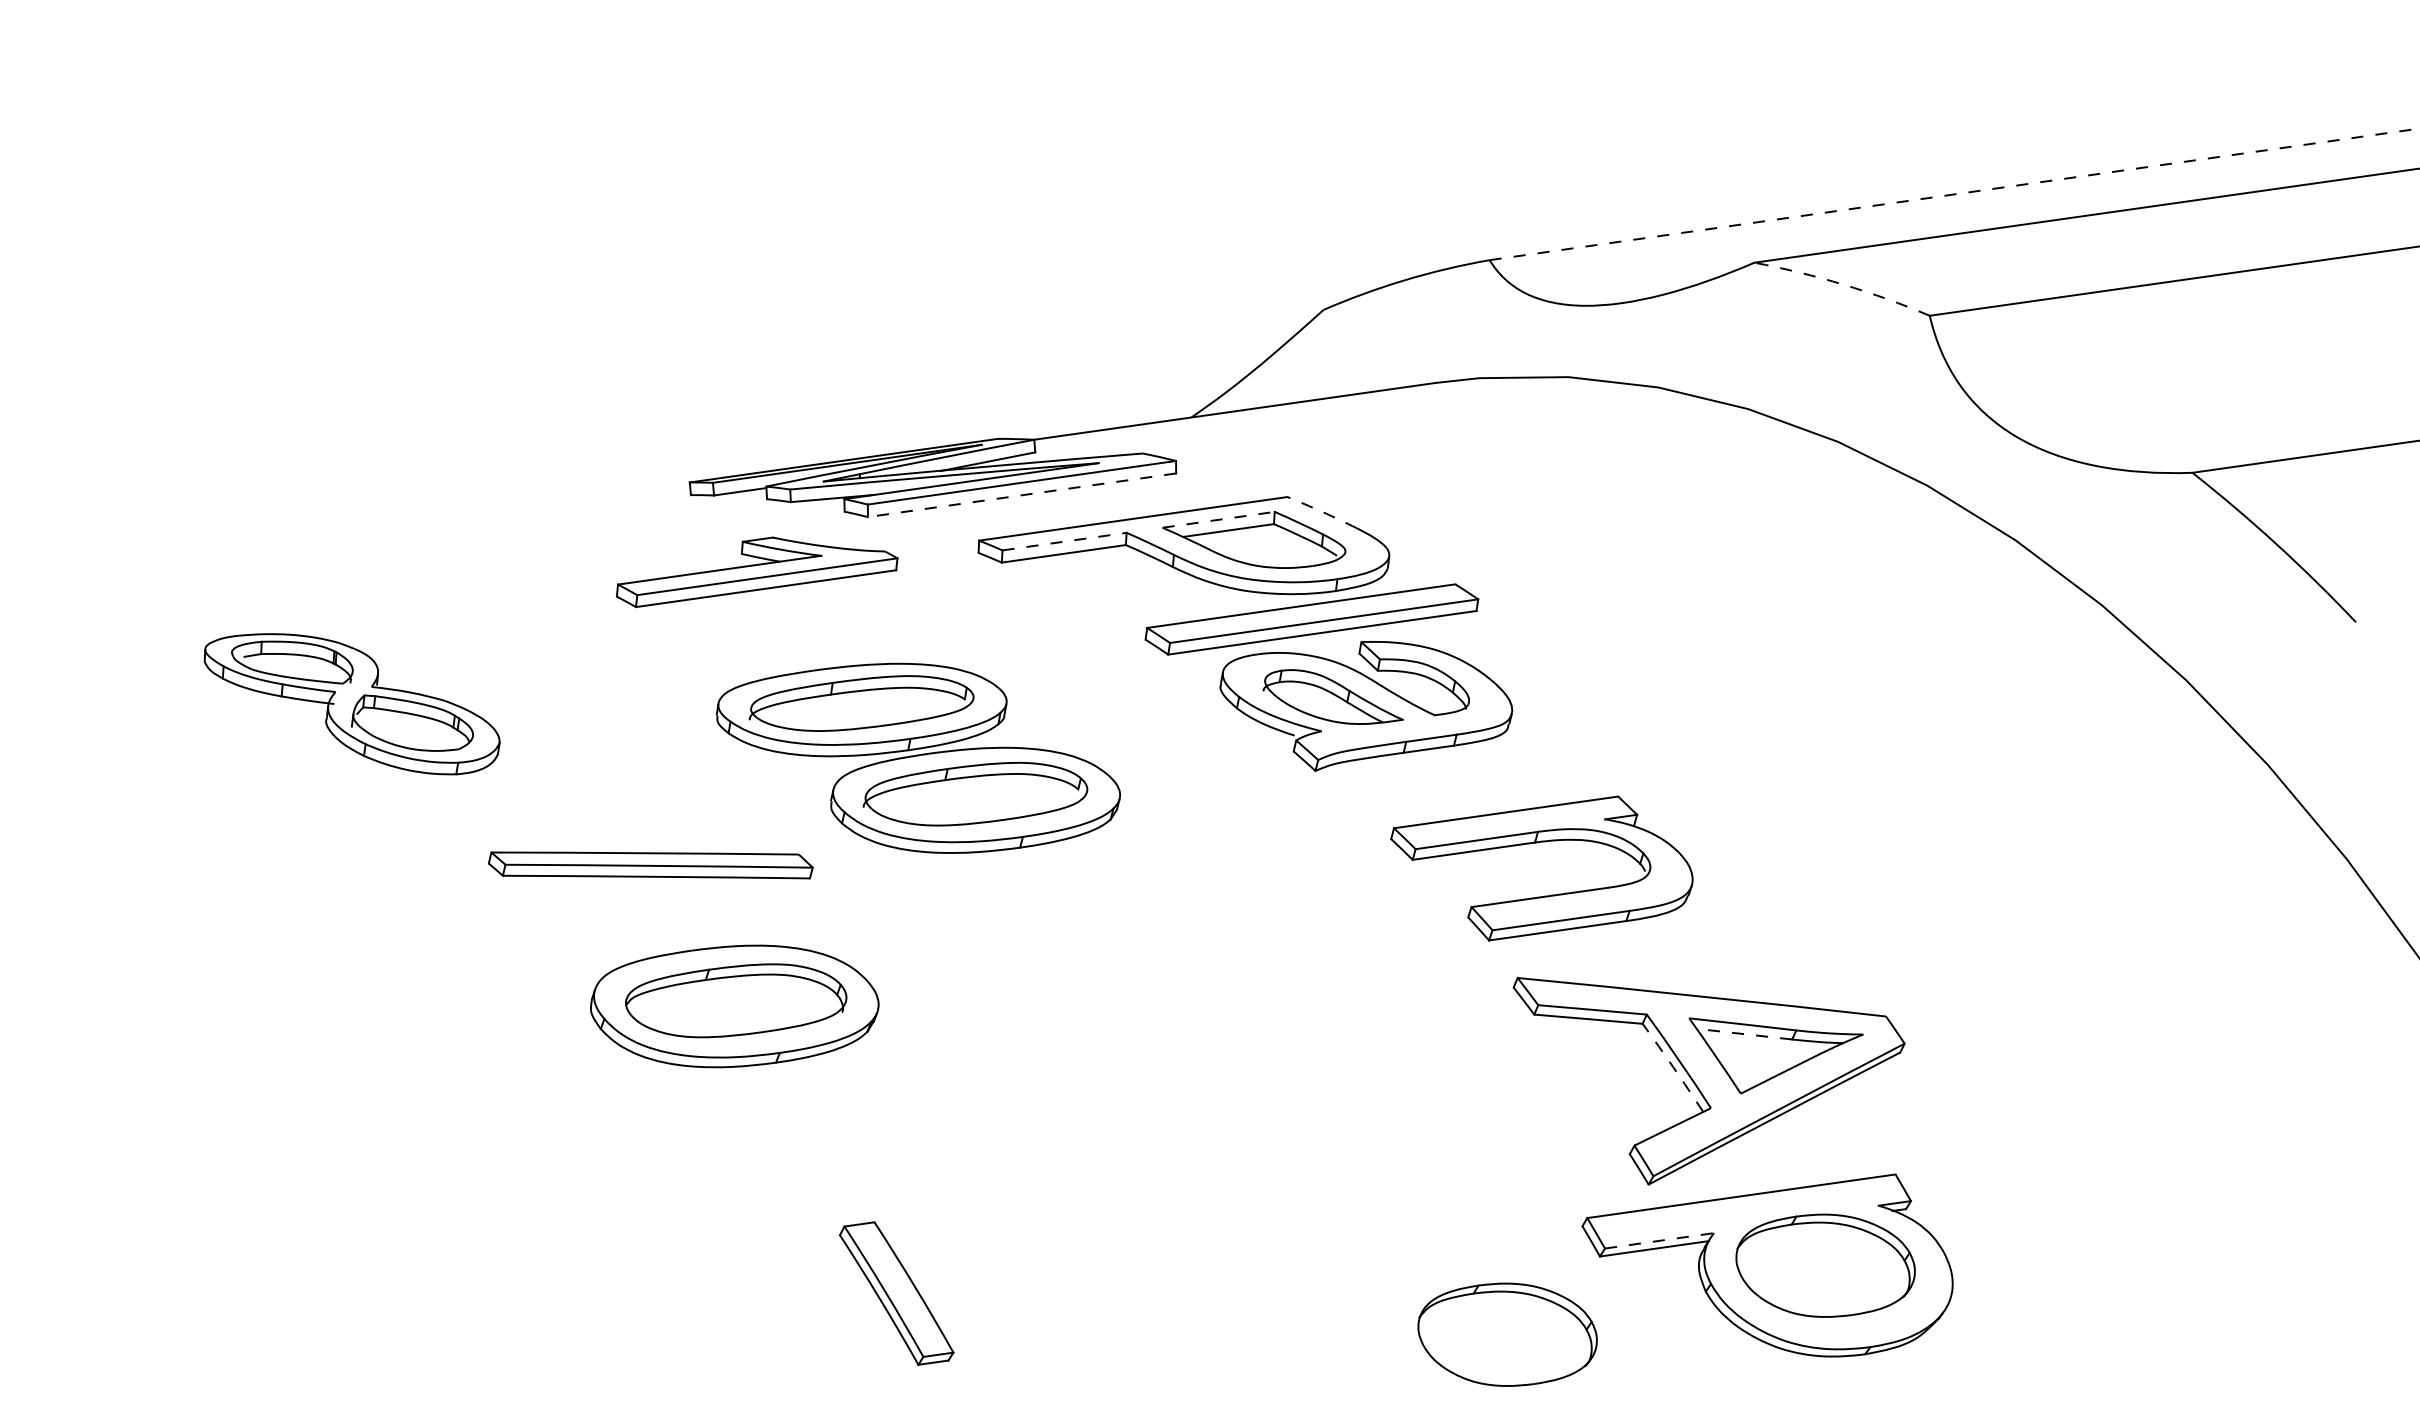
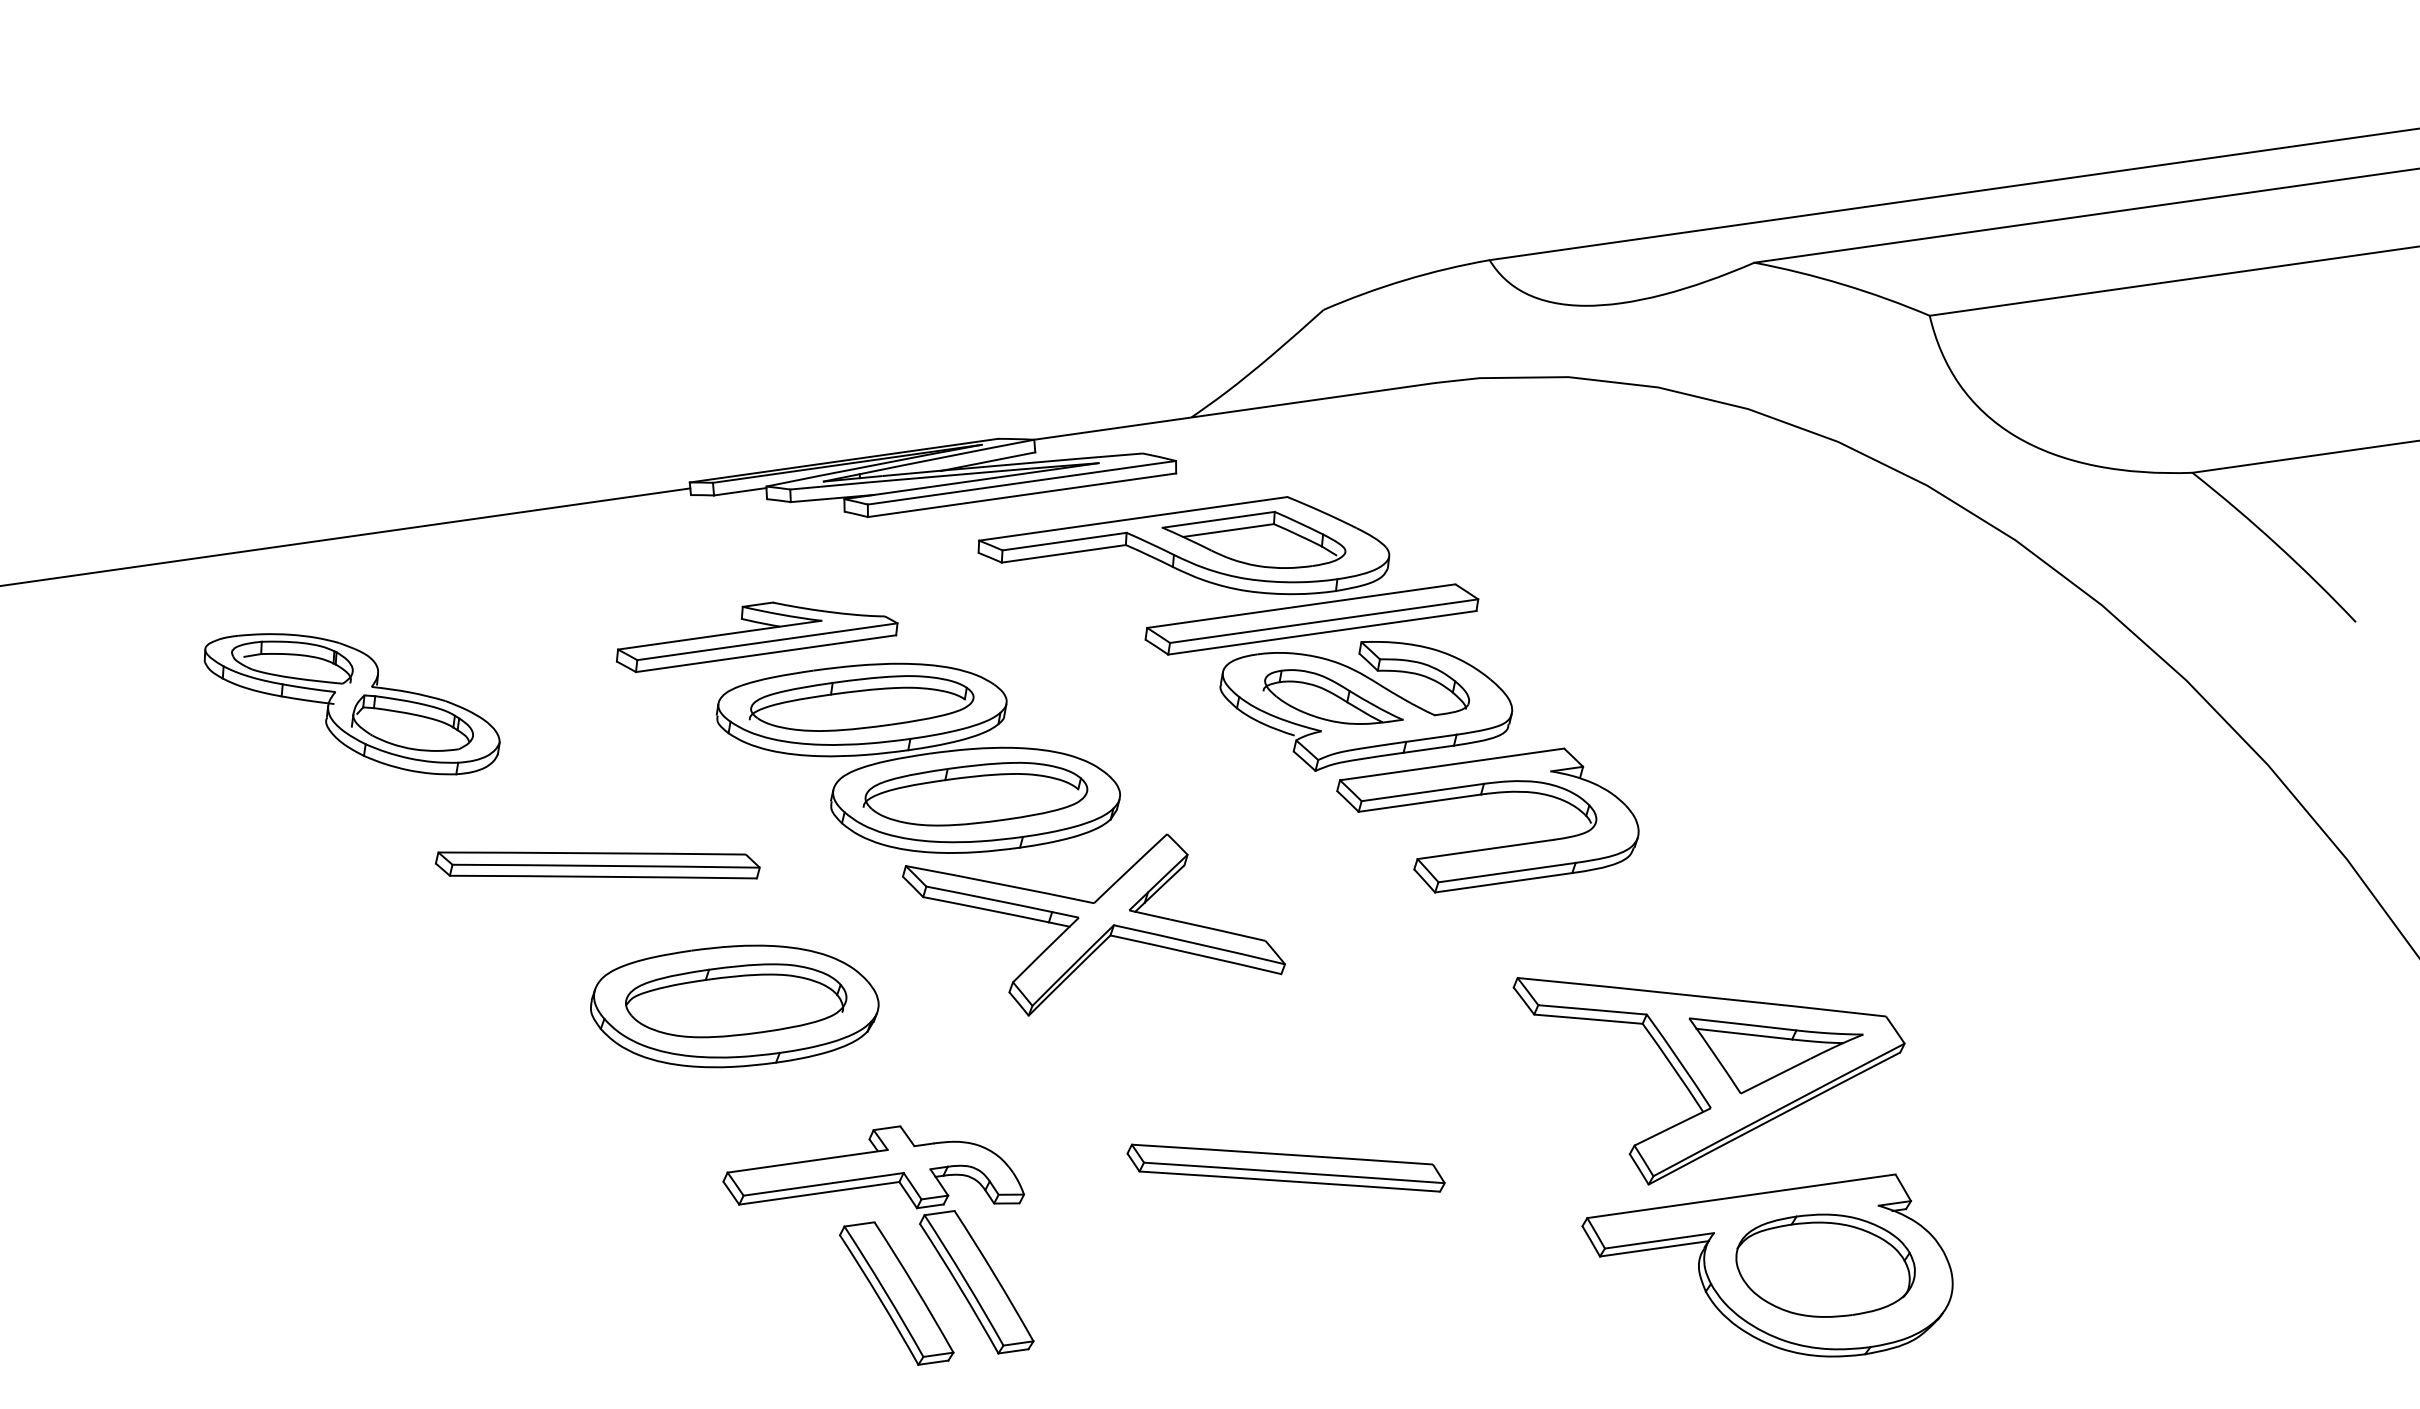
line: dashed -> solid (1954, 194)
arc: dashed -> solid (1843, 284)
line: dashed -> solid (1022, 495)
arc: dashed -> solid (1322, 511)
line: dashed -> solid (1218, 519)
line: none -> present (346, 536)
line: dashed -> solid (1064, 541)
part position: (757, 571) -> (757, 636) (757, 636)
part position: (1537, 843) -> (1483, 795) (1483, 795)
part position: (650, 865) -> (597, 865) (597, 865)
part: none -> present (1093, 924)
line: dashed -> solid (1743, 1034)
arc: dashed -> solid (1673, 1067)
part: none -> present (1285, 1167)
part: none -> present (919, 1225)
line: dashed -> solid (1660, 1240)
part: present -> none (1507, 1334)
